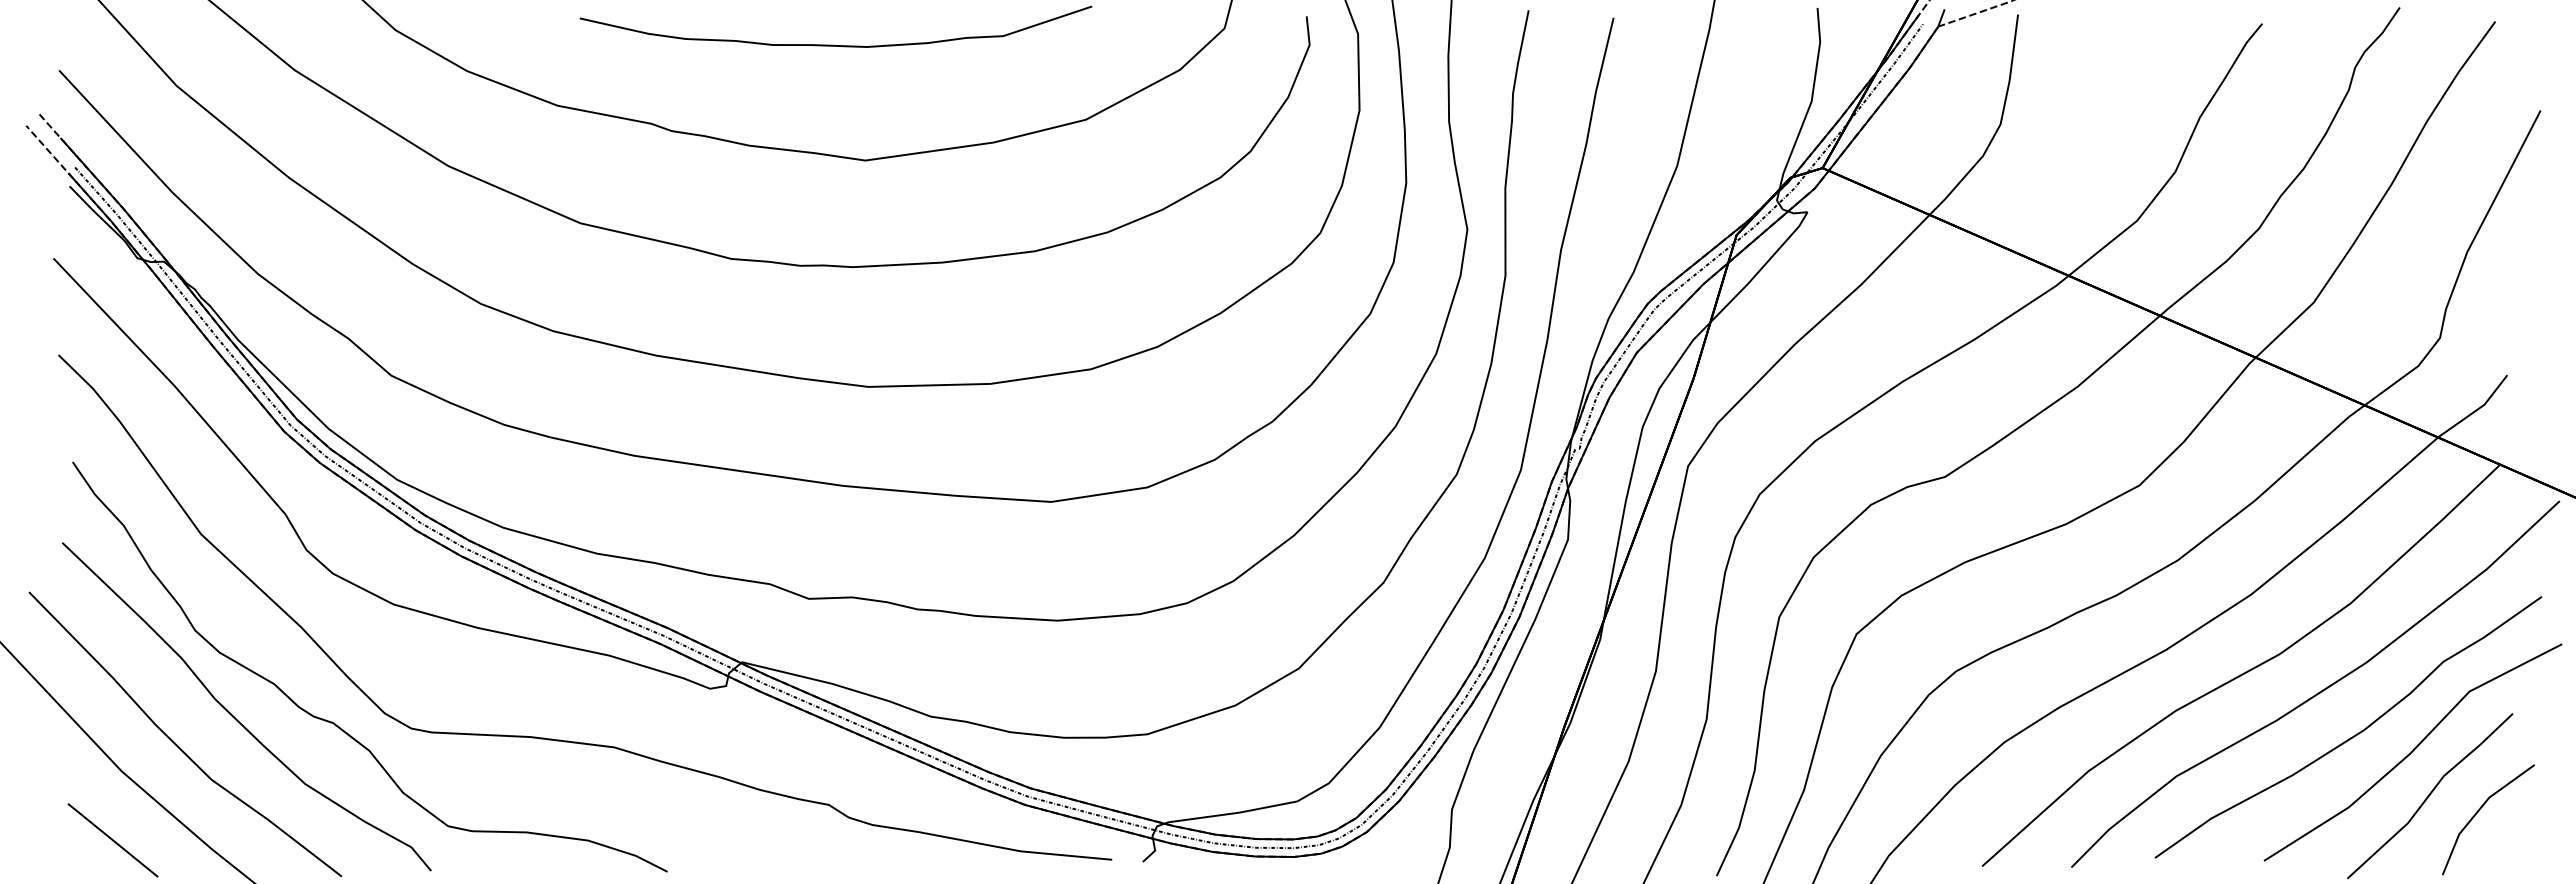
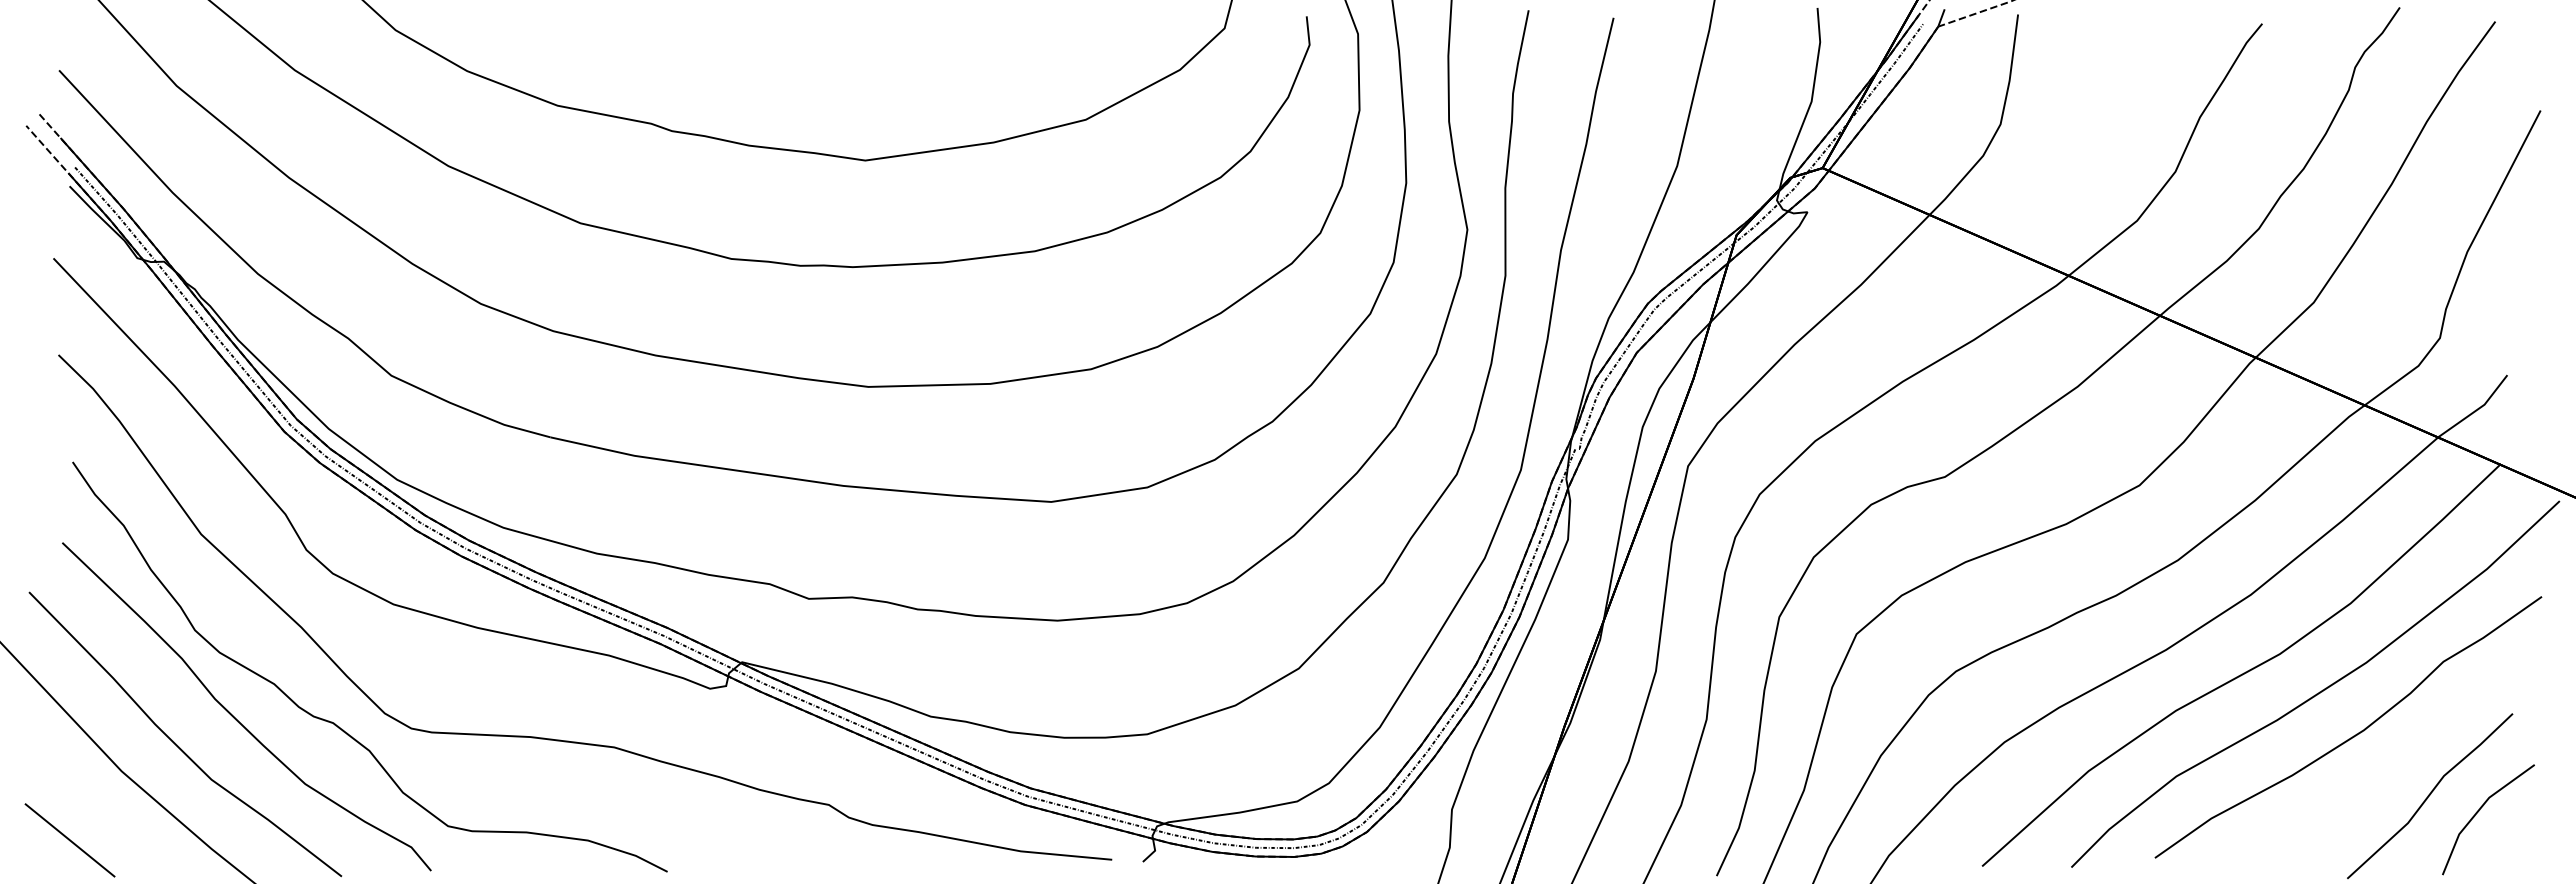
curve: present -> none (833, 44)
part: present -> none (2412, 752)
line position: (112, 840) -> (69, 840) (69, 840)
